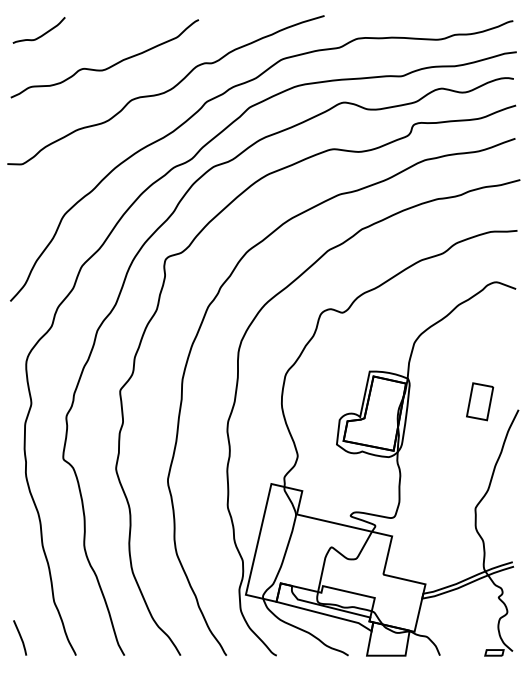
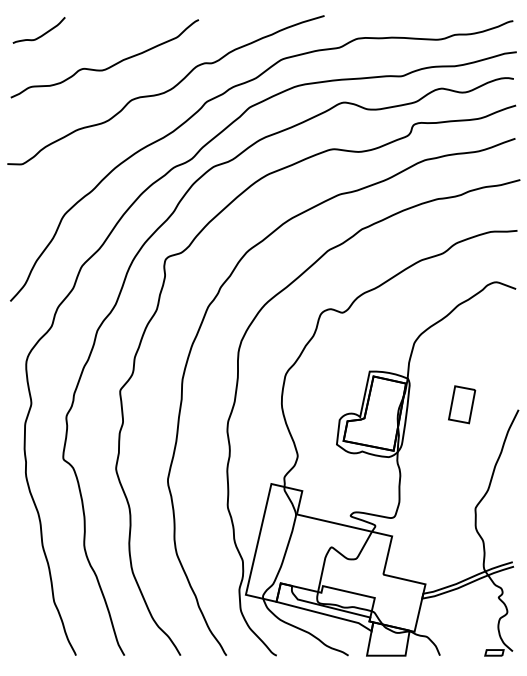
part position: (480, 401) -> (462, 404) (462, 404)
line: present -> none (20, 637)
